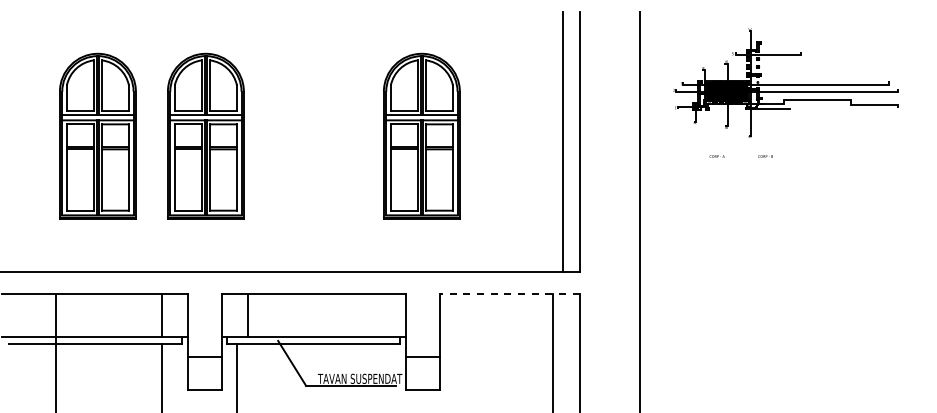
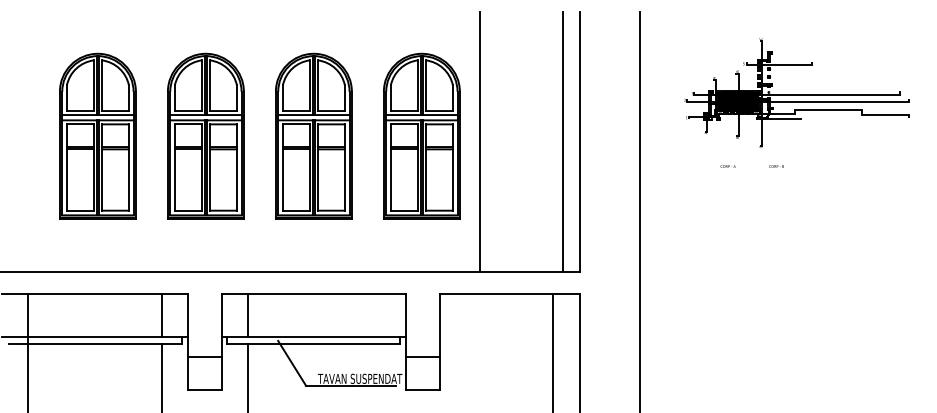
part position: (785, 92) -> (796, 102) (796, 102)
part: none -> present (313, 135)
line: none -> present (480, 142)
line: dashed -> solid (509, 293)
line position: (56, 351) -> (28, 351) (28, 351)
line position: (236, 376) -> (247, 376) (247, 376)
